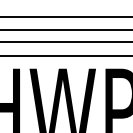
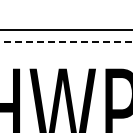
line: present -> none (65, 16)
line: solid -> dashed (66, 42)
line: present -> none (65, 56)
